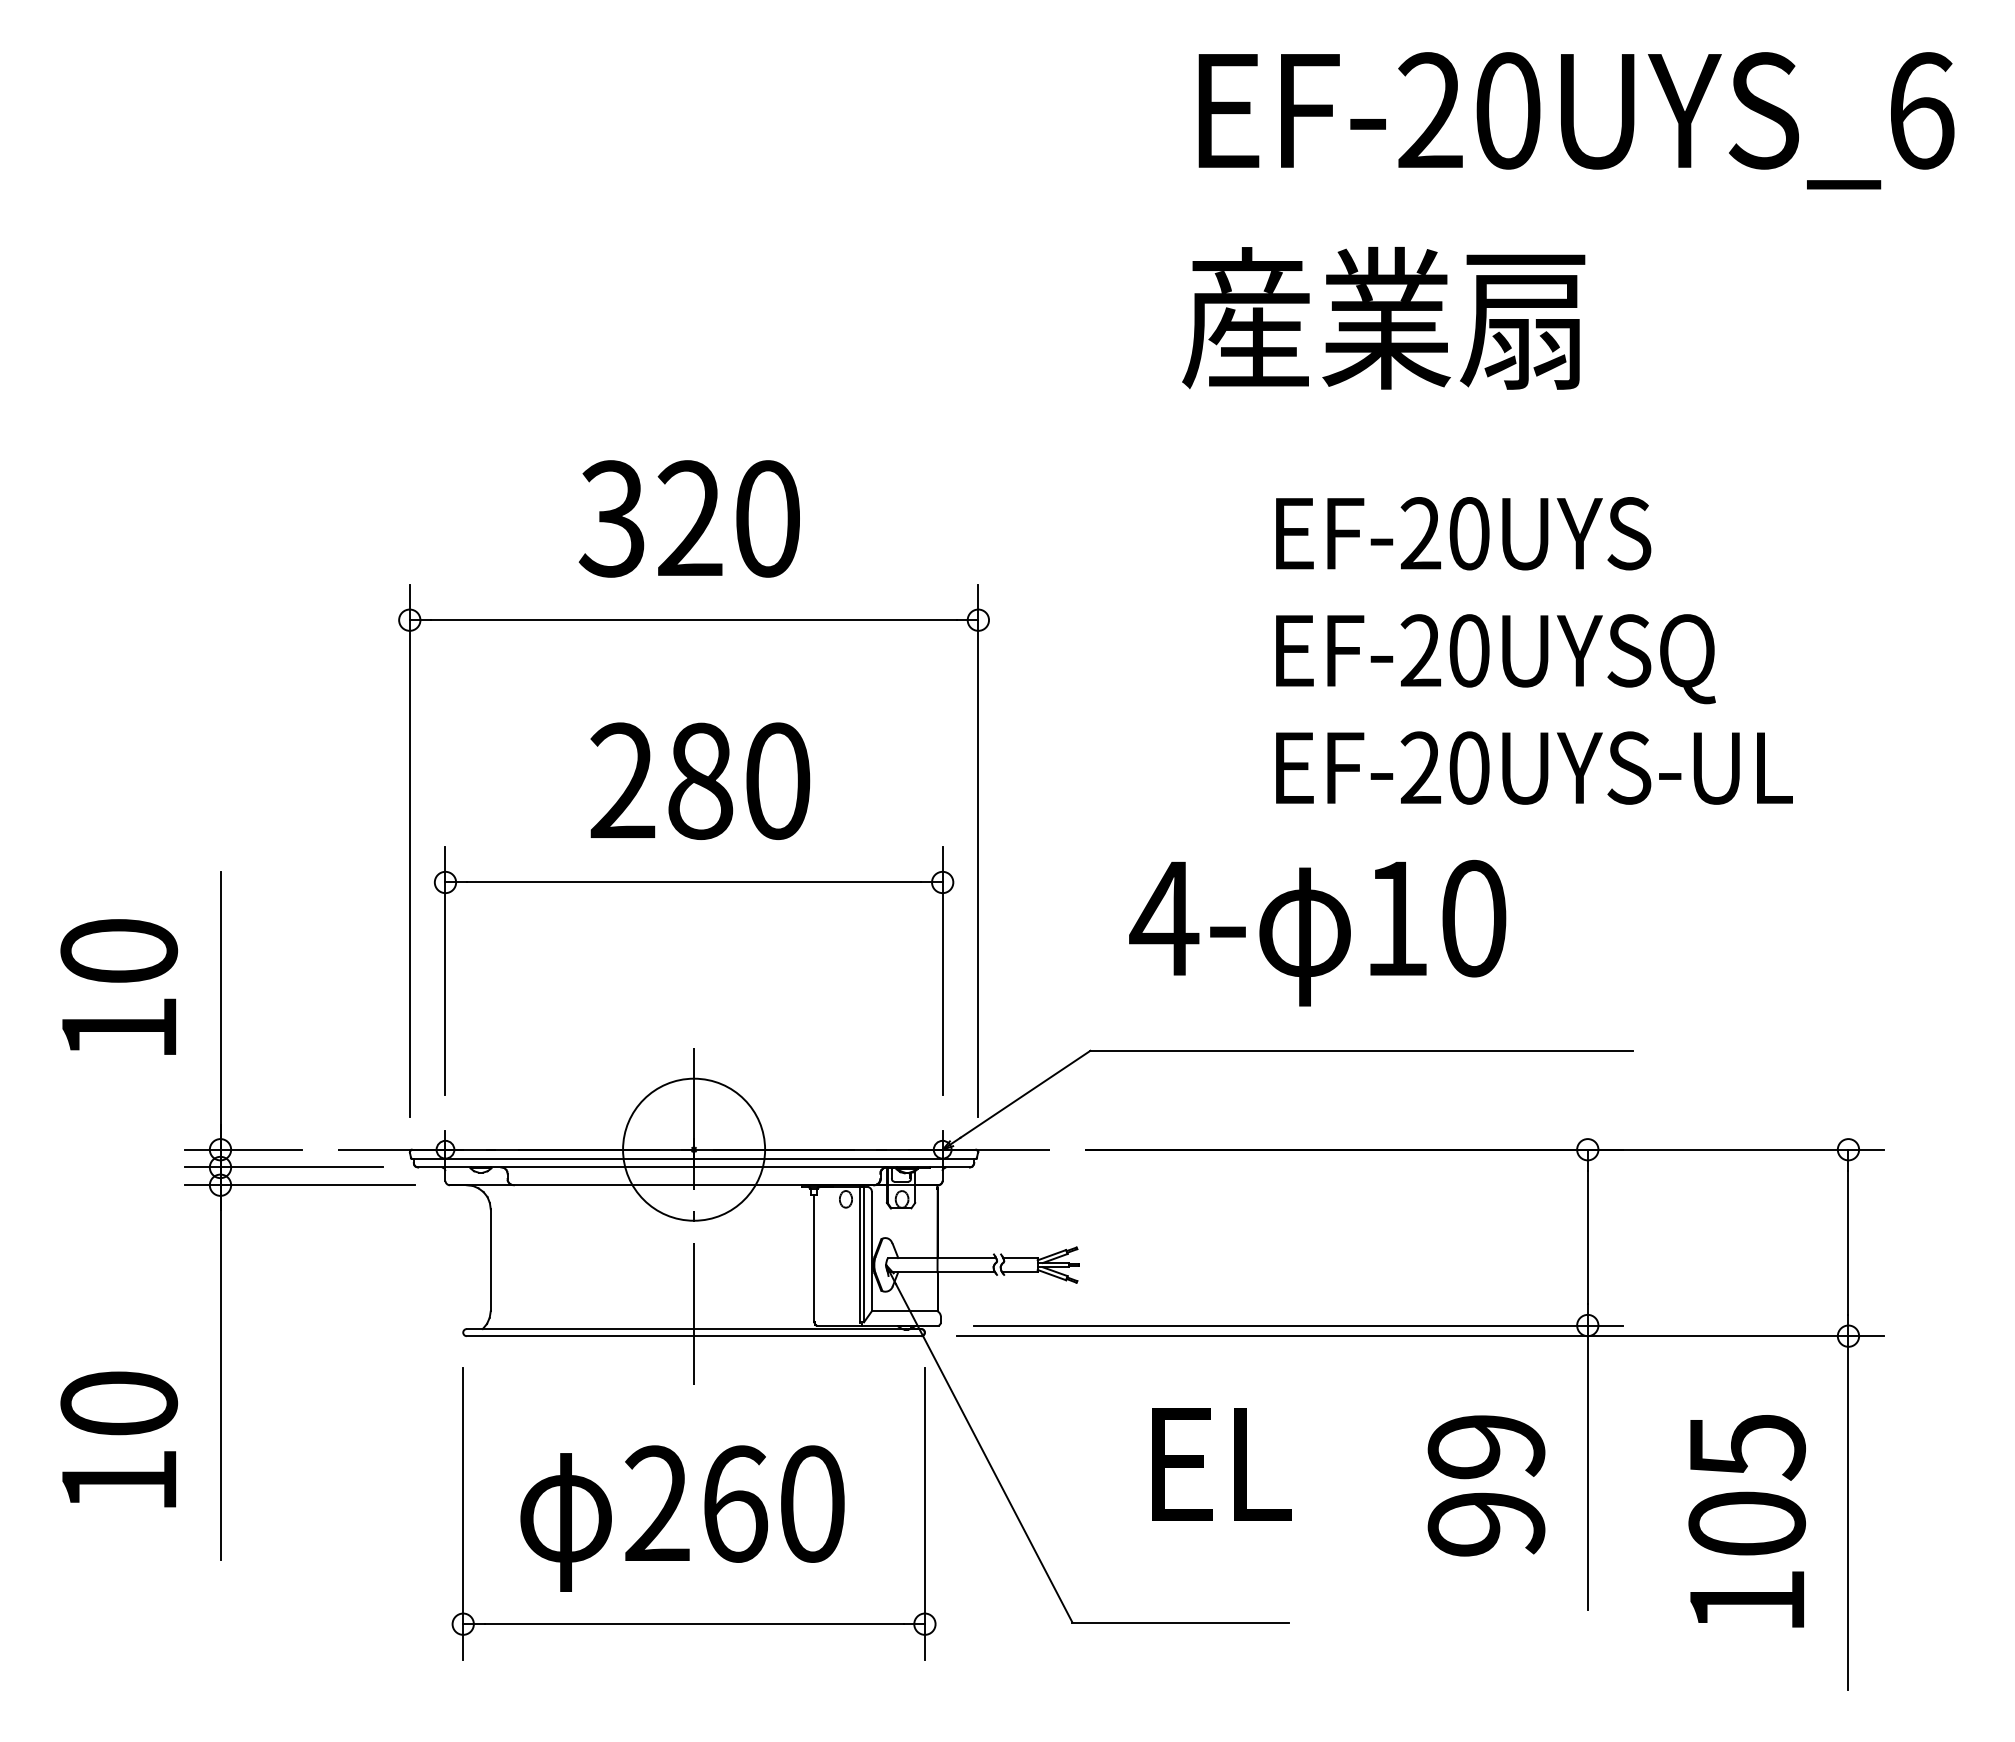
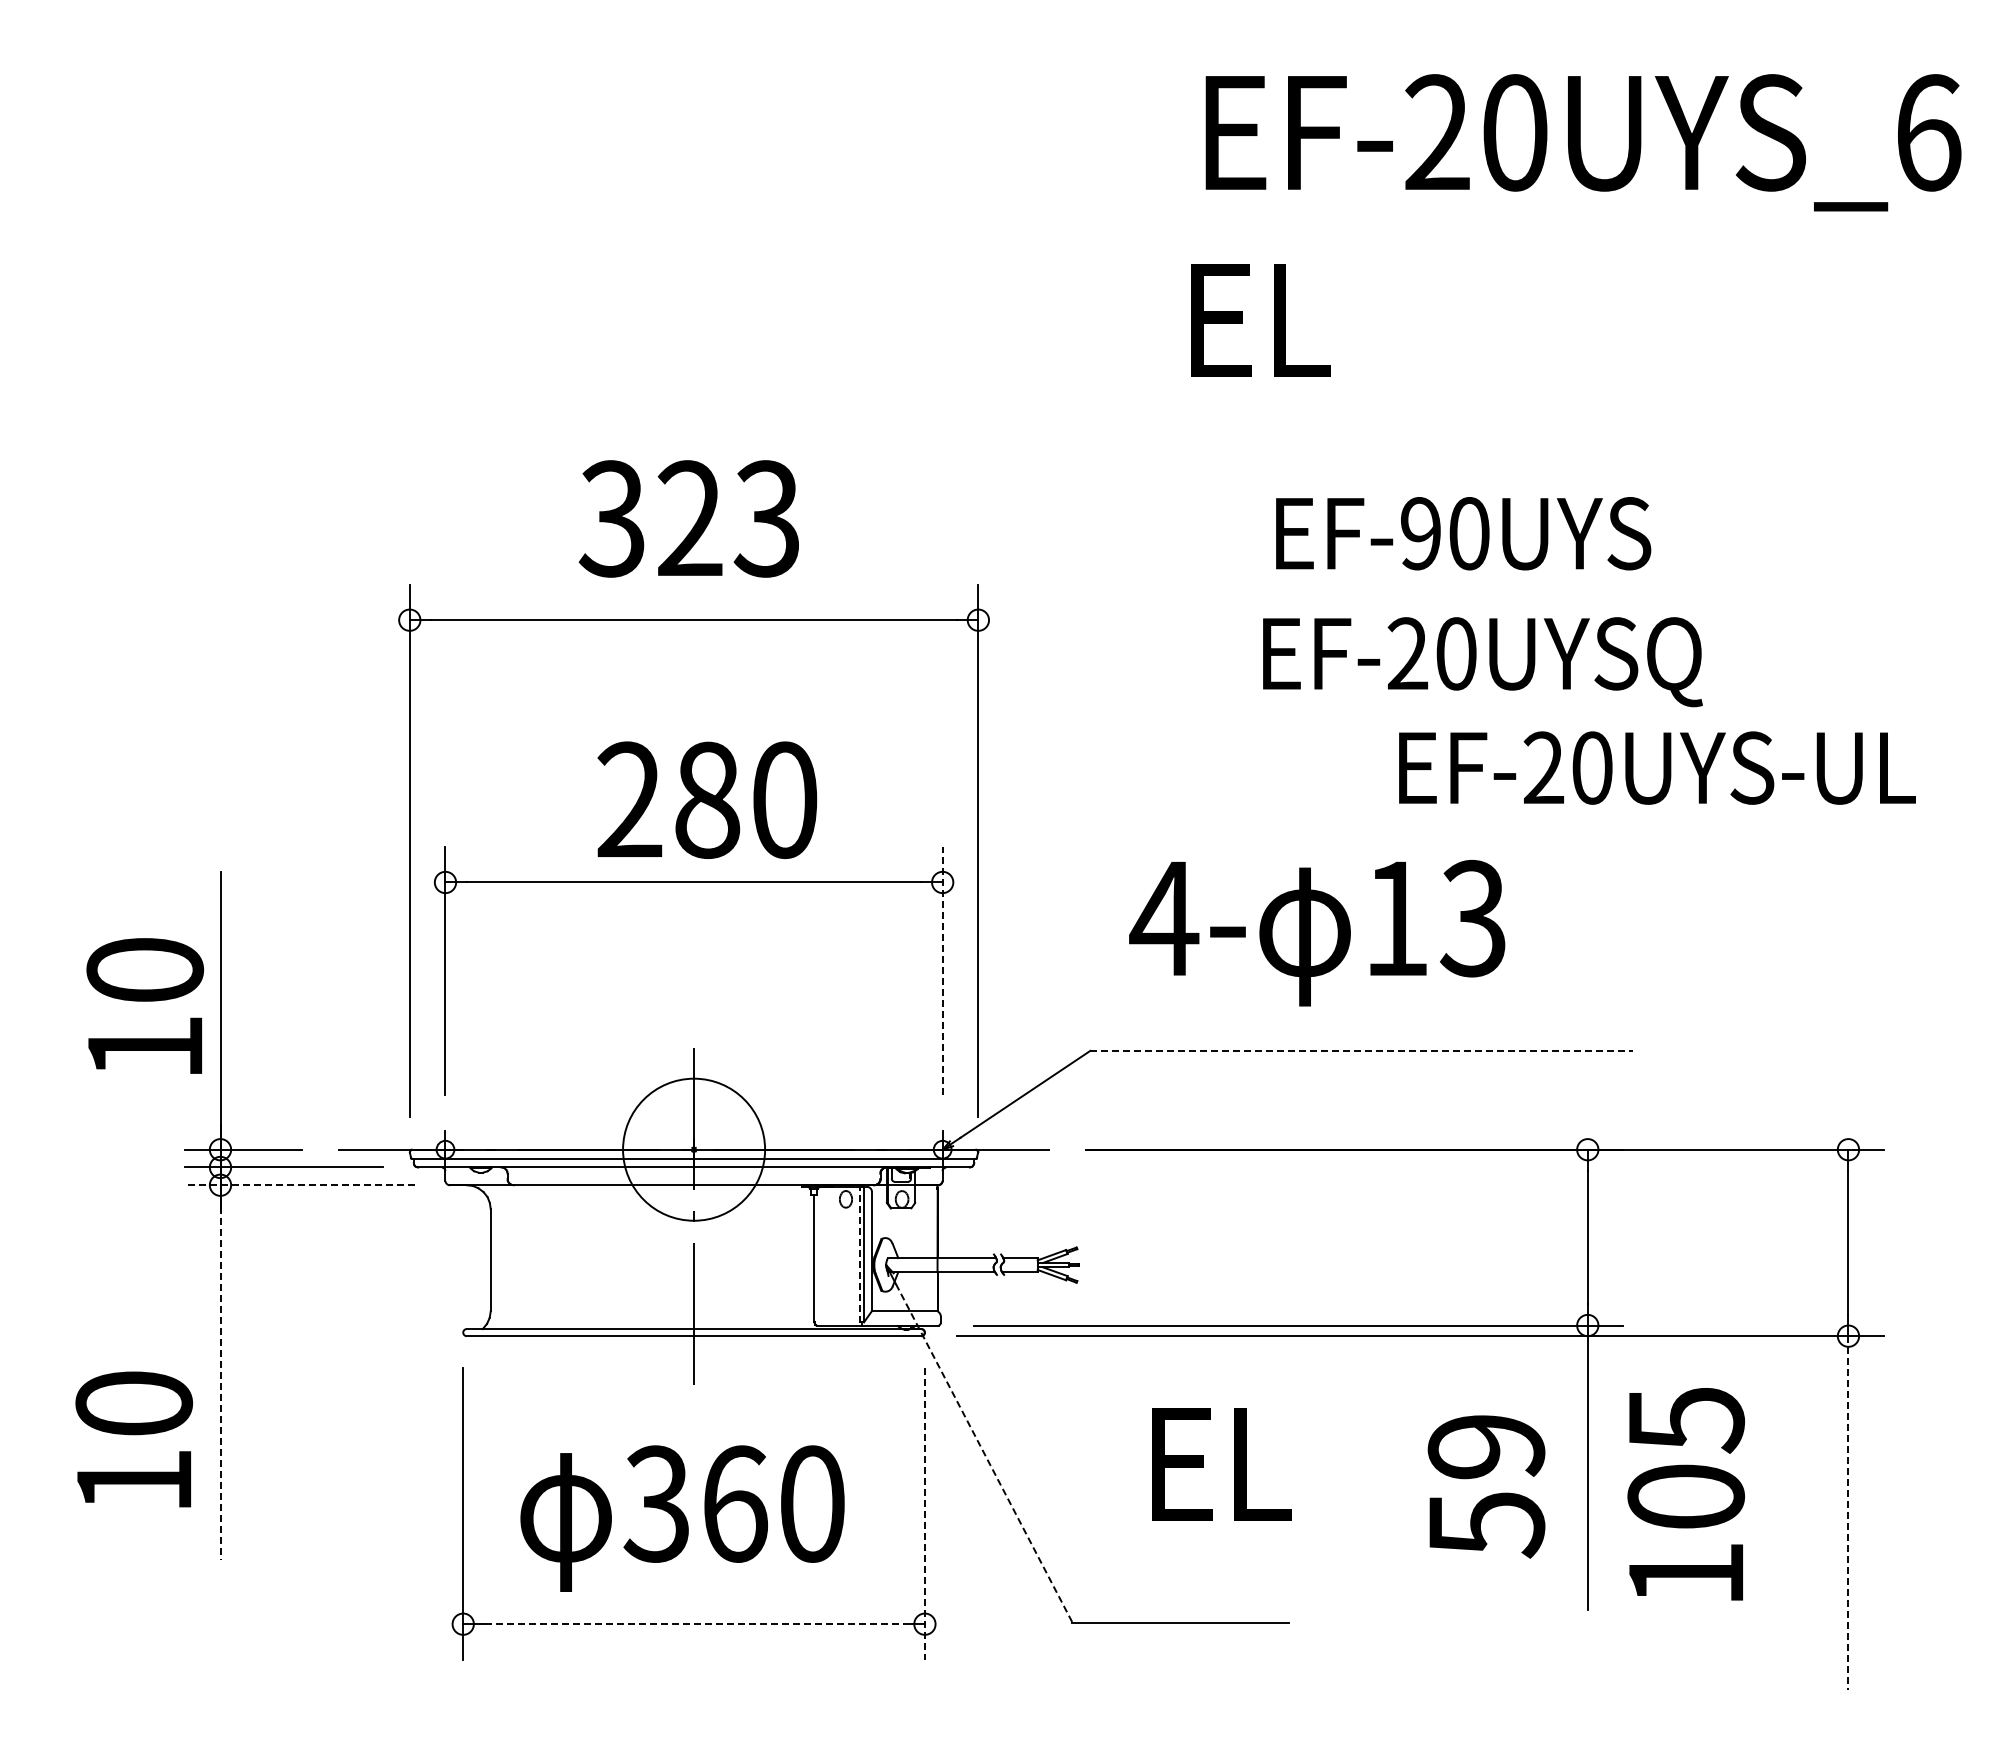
text position: (1576, 120) -> (1583, 142) (1583, 142)
text: 産業扇 -> EL (1383, 317)
text: 320 -> 323 (766, 518)
text: EF-20UYS -> EF-90UYS (1420, 533)
text position: (1495, 659) -> (1482, 662) (1482, 662)
text position: (1534, 767) -> (1657, 767) (1657, 767)
text position: (700, 780) -> (707, 799) (707, 799)
text: 10 -> 13 (1473, 918)
line: solid -> dashed (942, 970)
text position: (118, 986) -> (144, 1005) (144, 1005)
line: solid -> dashed (1361, 1050)
line: solid -> dashed (299, 1185)
line: solid -> dashed (859, 1254)
line: solid -> dashed (220, 1383)
text position: (119, 1439) -> (134, 1439) (134, 1439)
line: solid -> dashed (984, 1453)
text: 260 -> 360 (656, 1503)
line: solid -> dashed (924, 1513)
line: solid -> dashed (1848, 1513)
text position: (1746, 1521) -> (1685, 1494) (1685, 1494)
text: 99 -> 59 (1486, 1525)
line: solid -> dashed (694, 1624)
